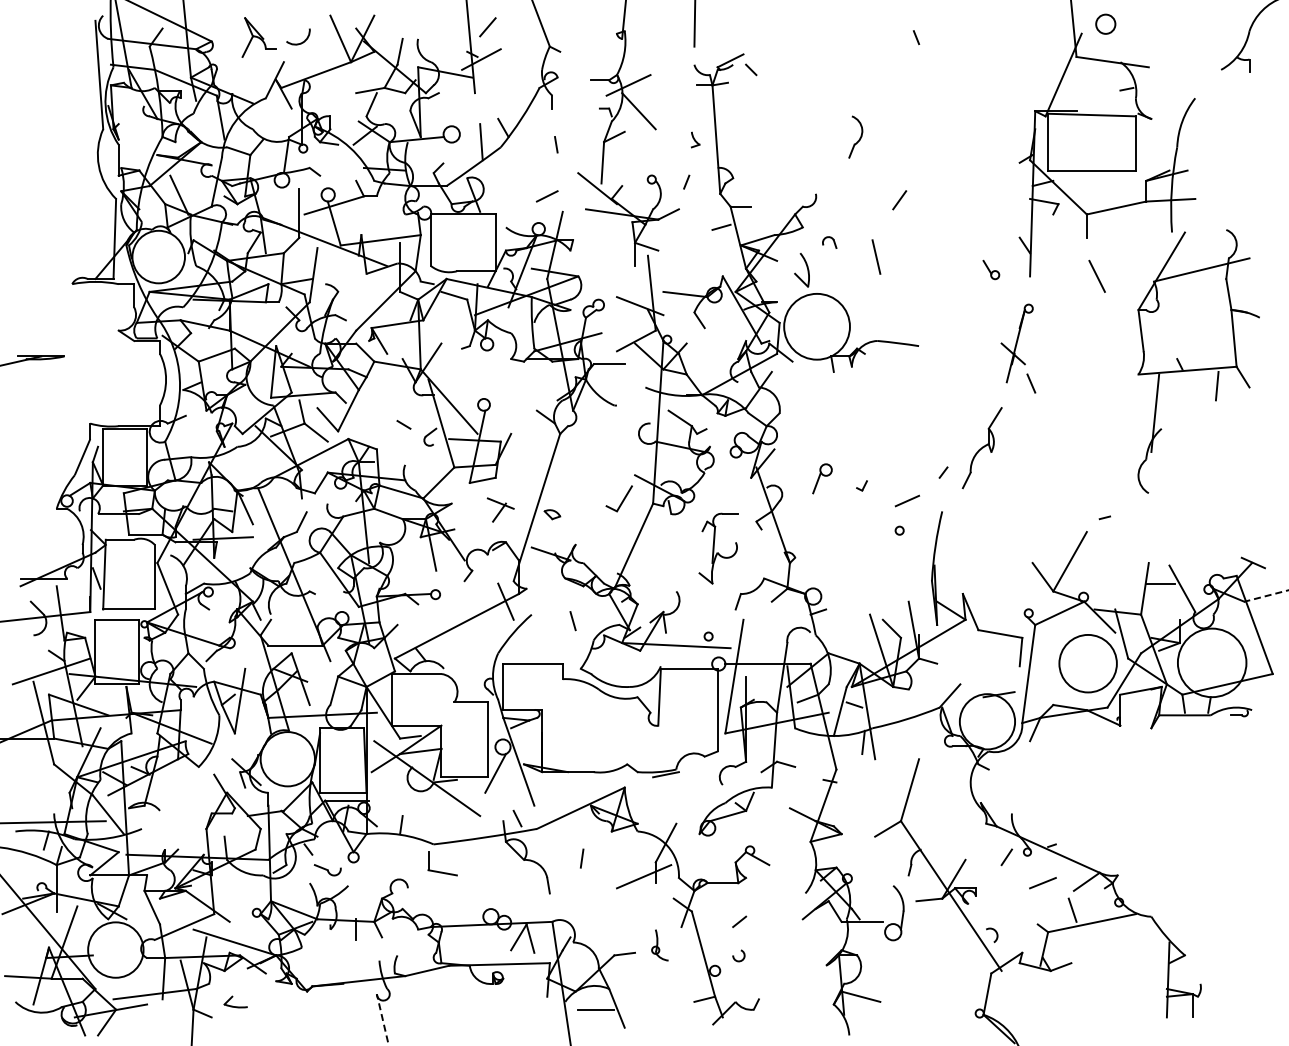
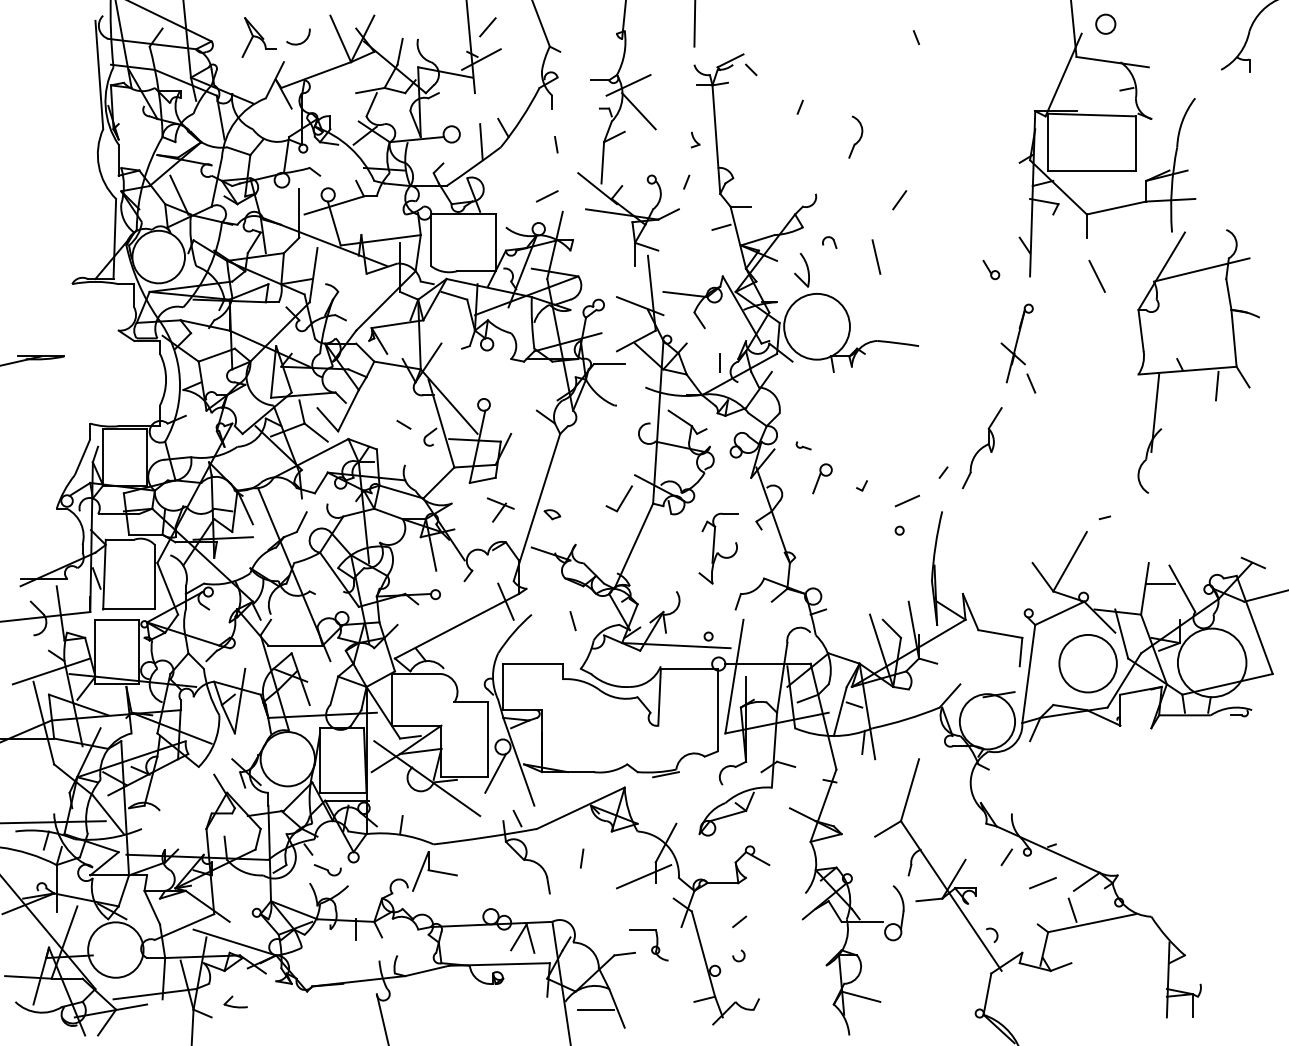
line: none -> present (799, 106)
line: none -> present (719, 362)
part: none -> present (803, 445)
line: dashed -> solid (1266, 596)
line: none -> present (420, 871)
line: none -> present (642, 929)
line: dashed -> solid (382, 1019)
